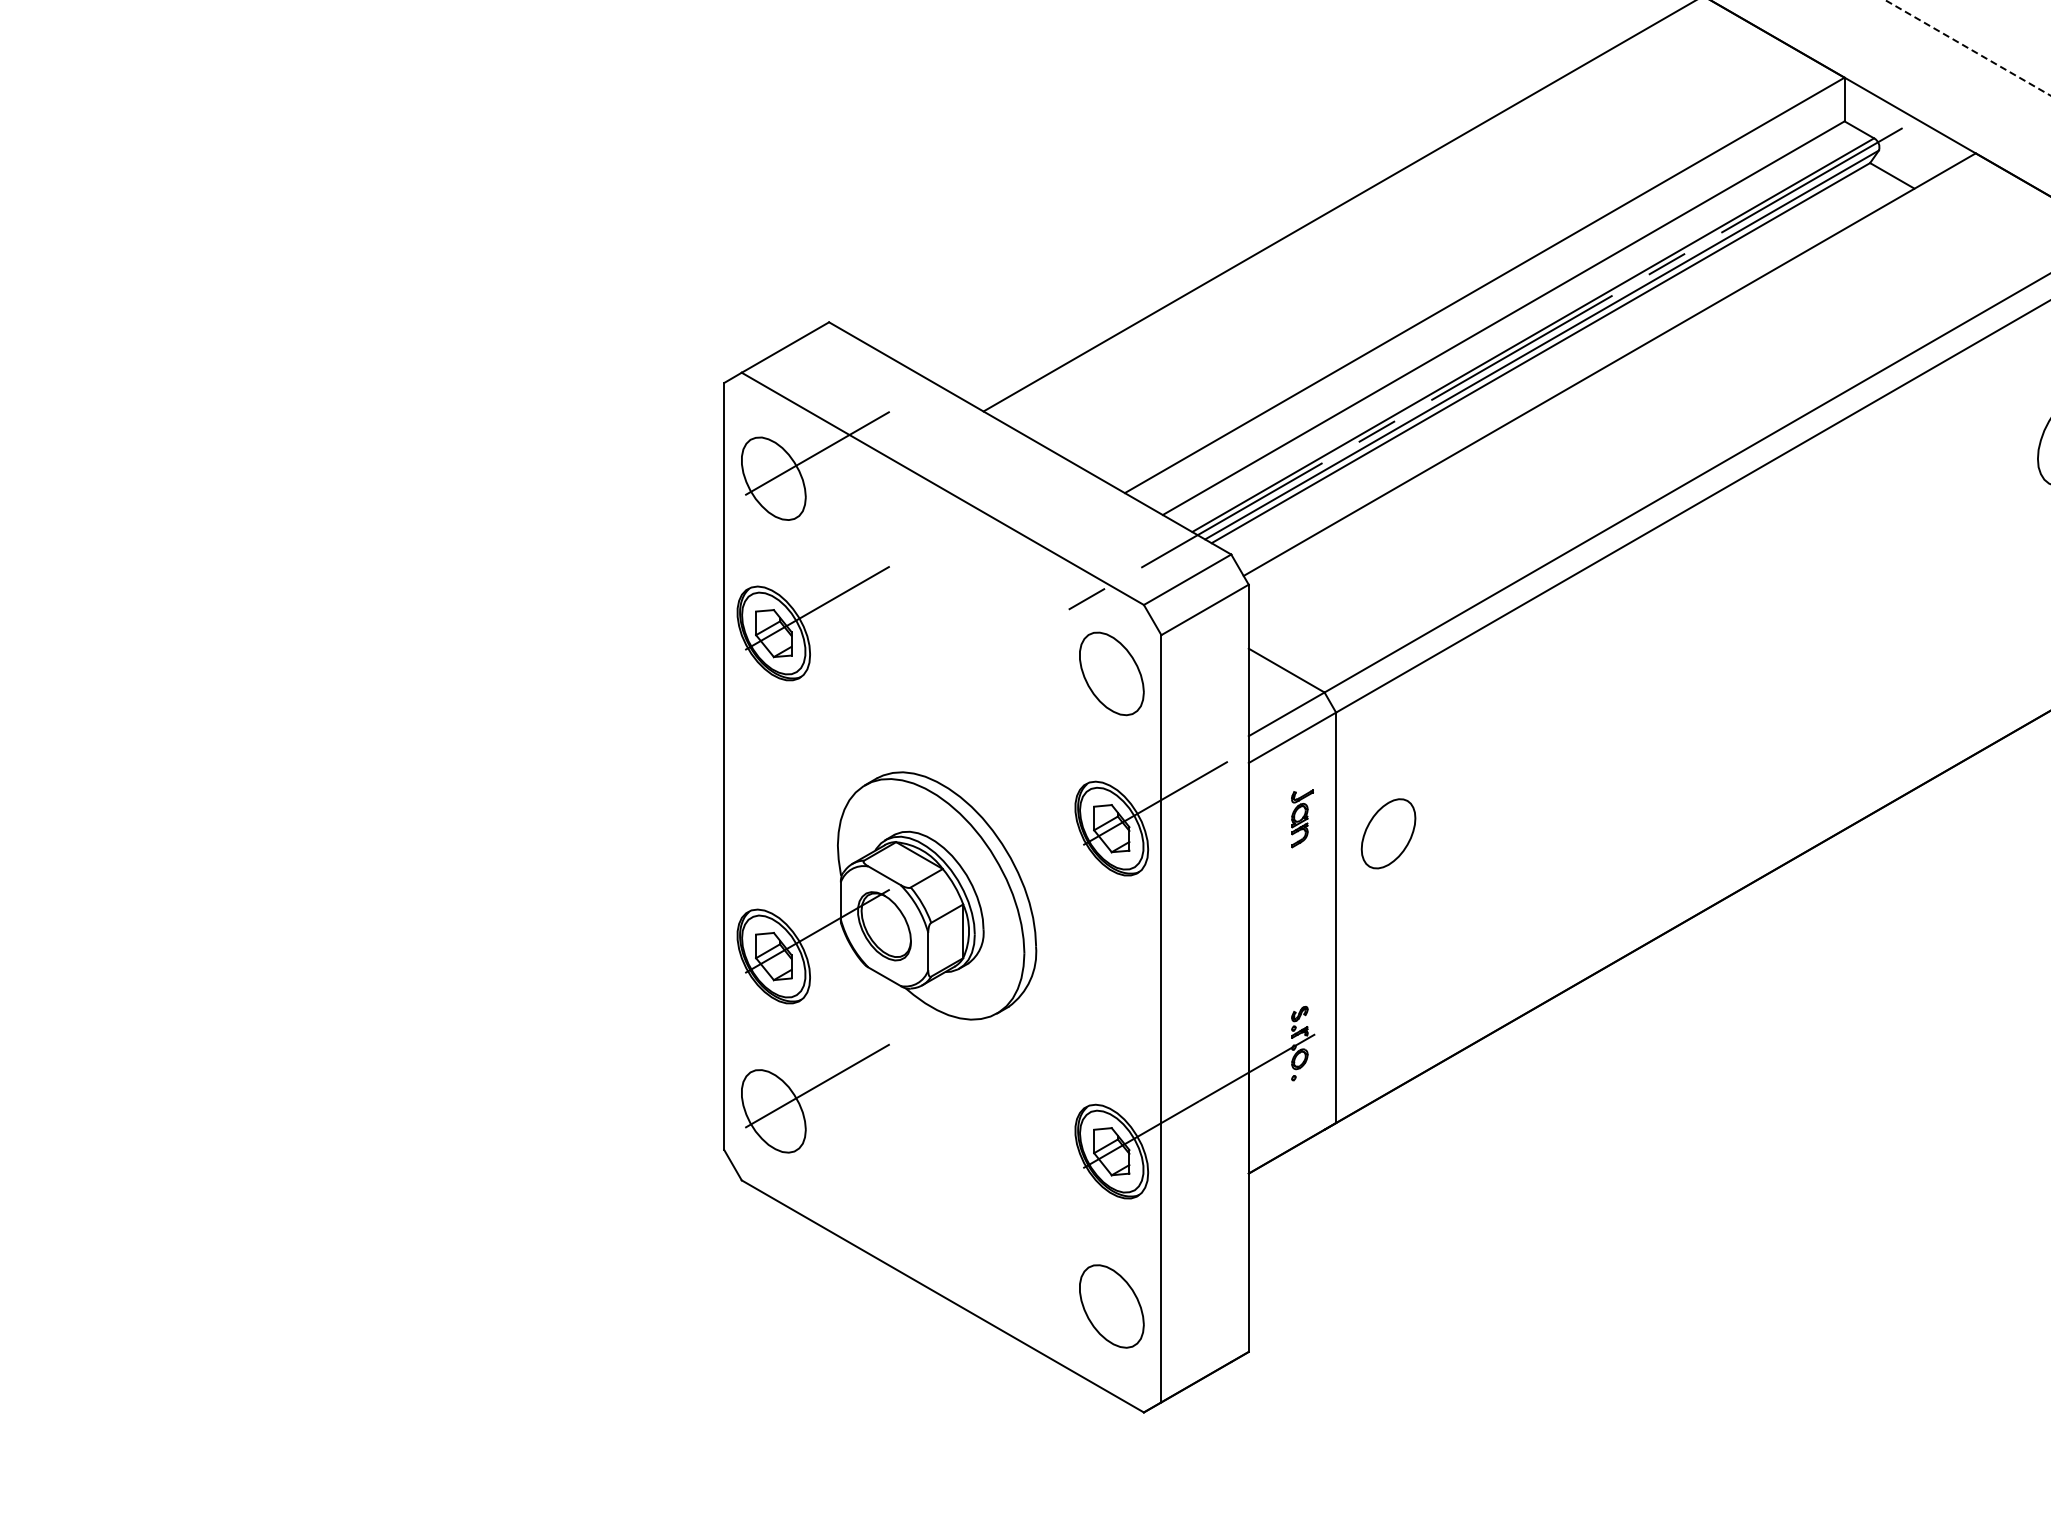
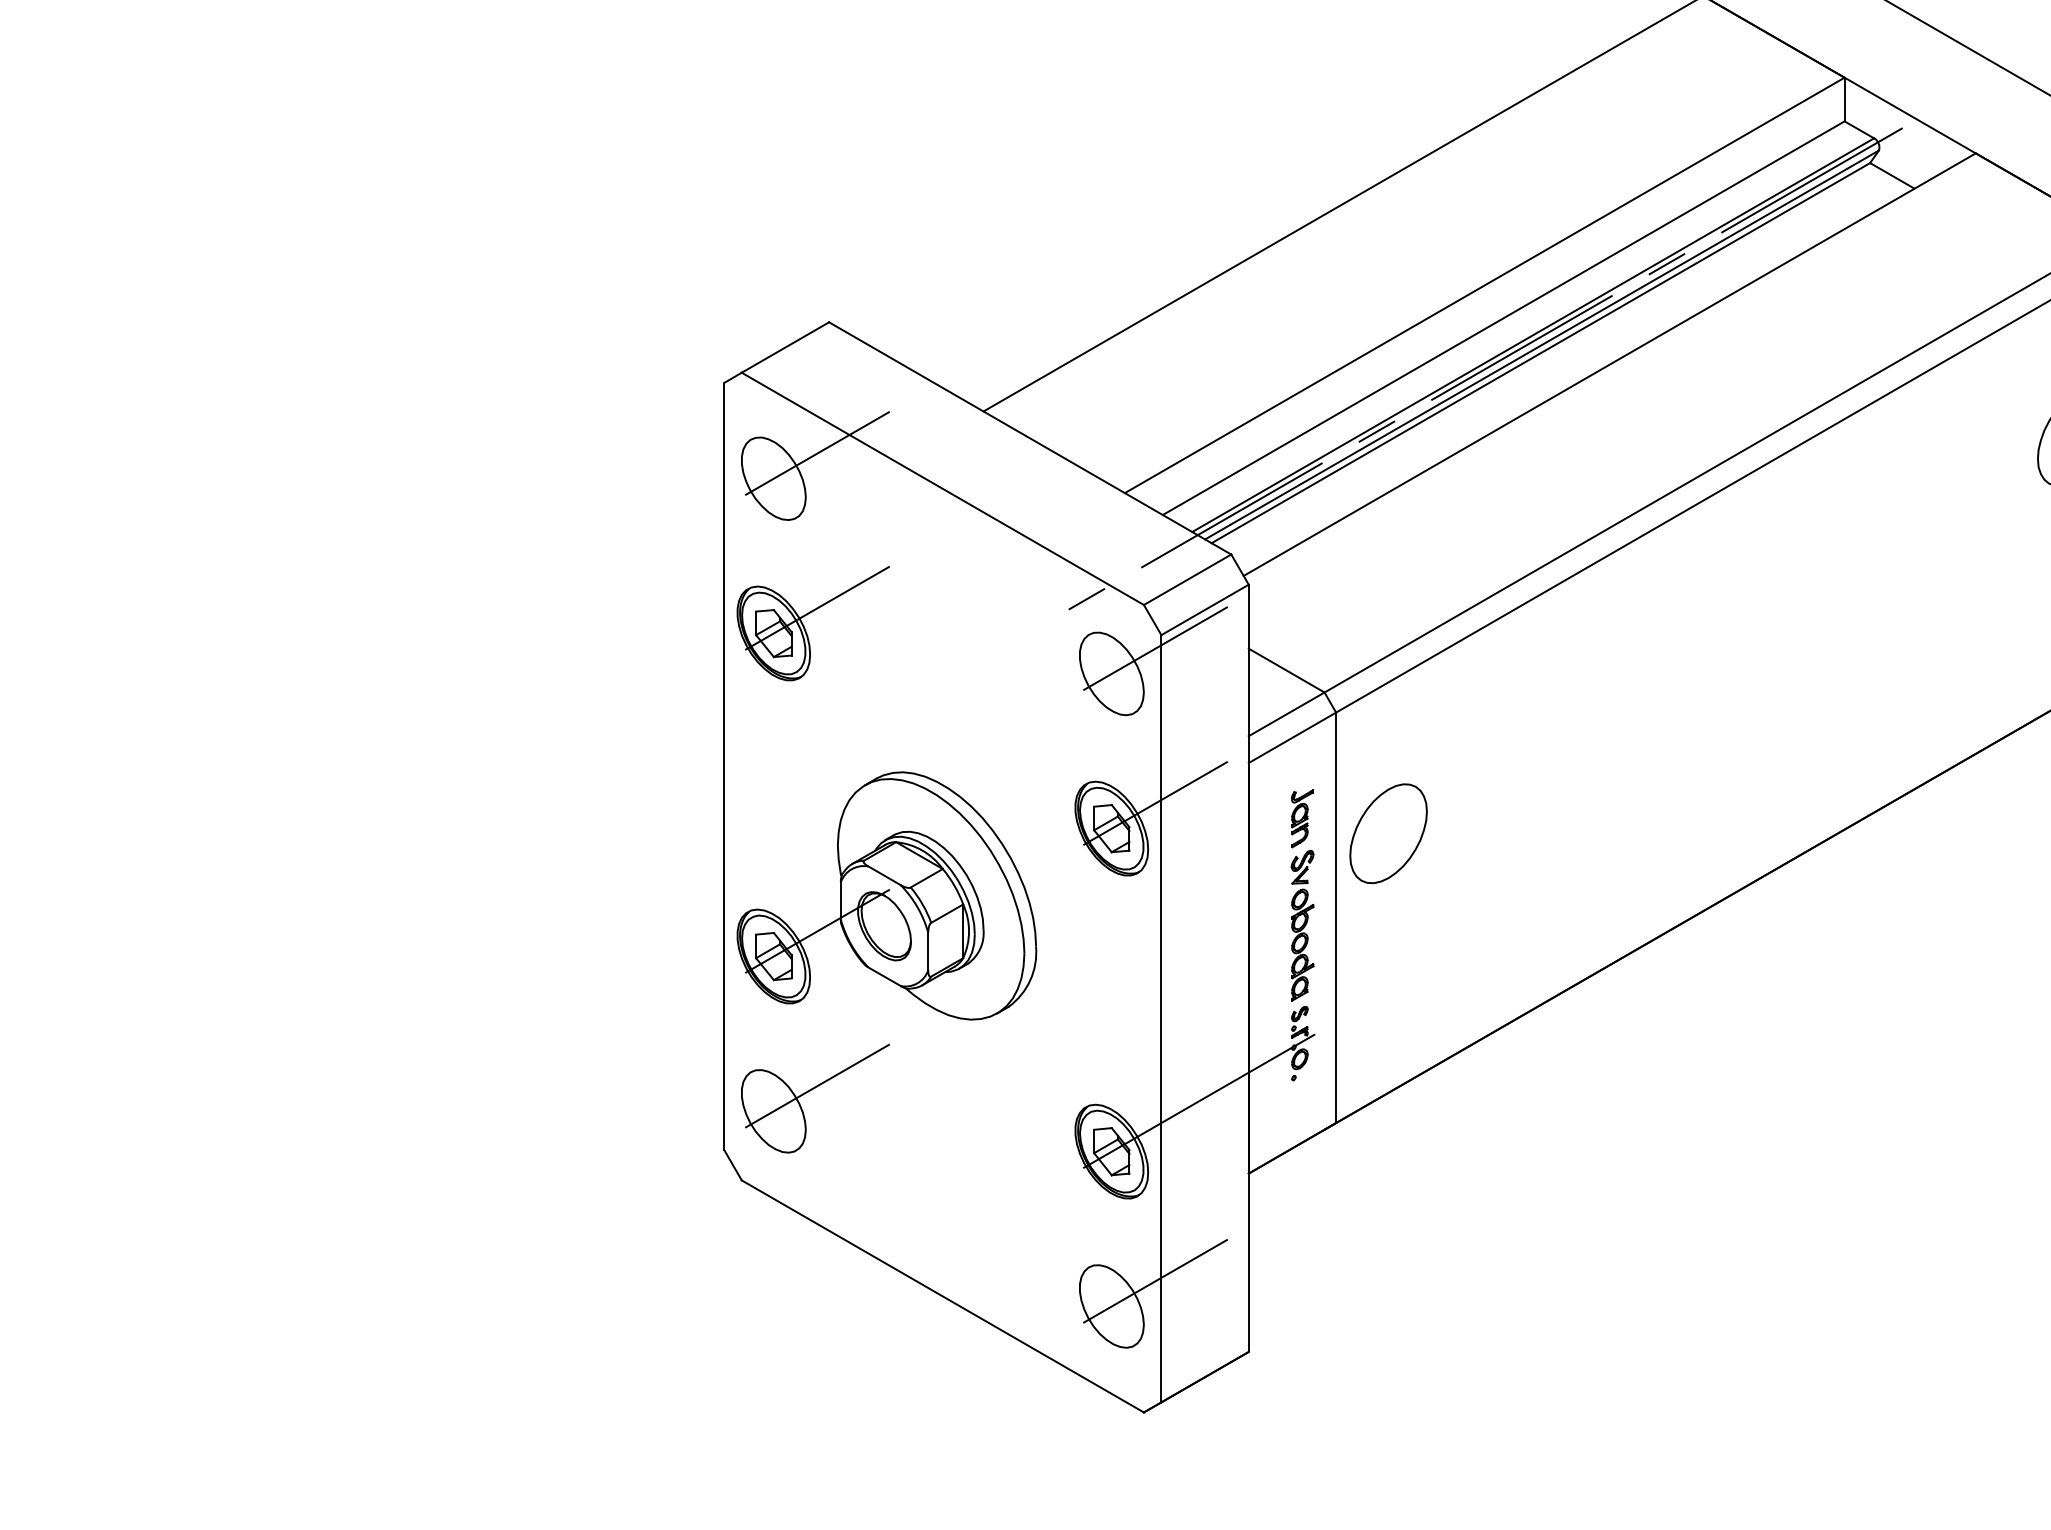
line: dashed -> solid (1968, 48)
line: none -> present (1155, 648)
part size: 57x72 px -> 79x102 px (1388, 833)
part: none -> present (1302, 925)
line: none -> present (1155, 1280)
